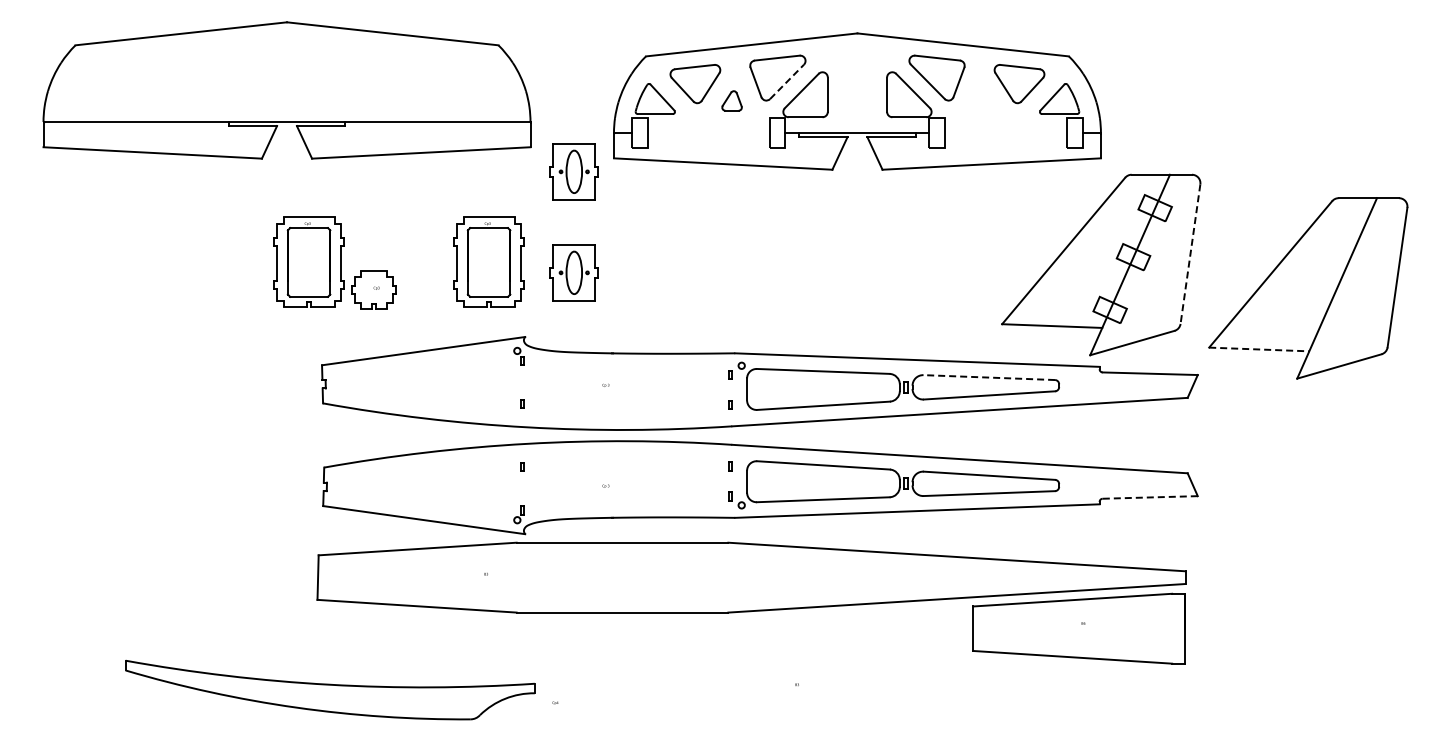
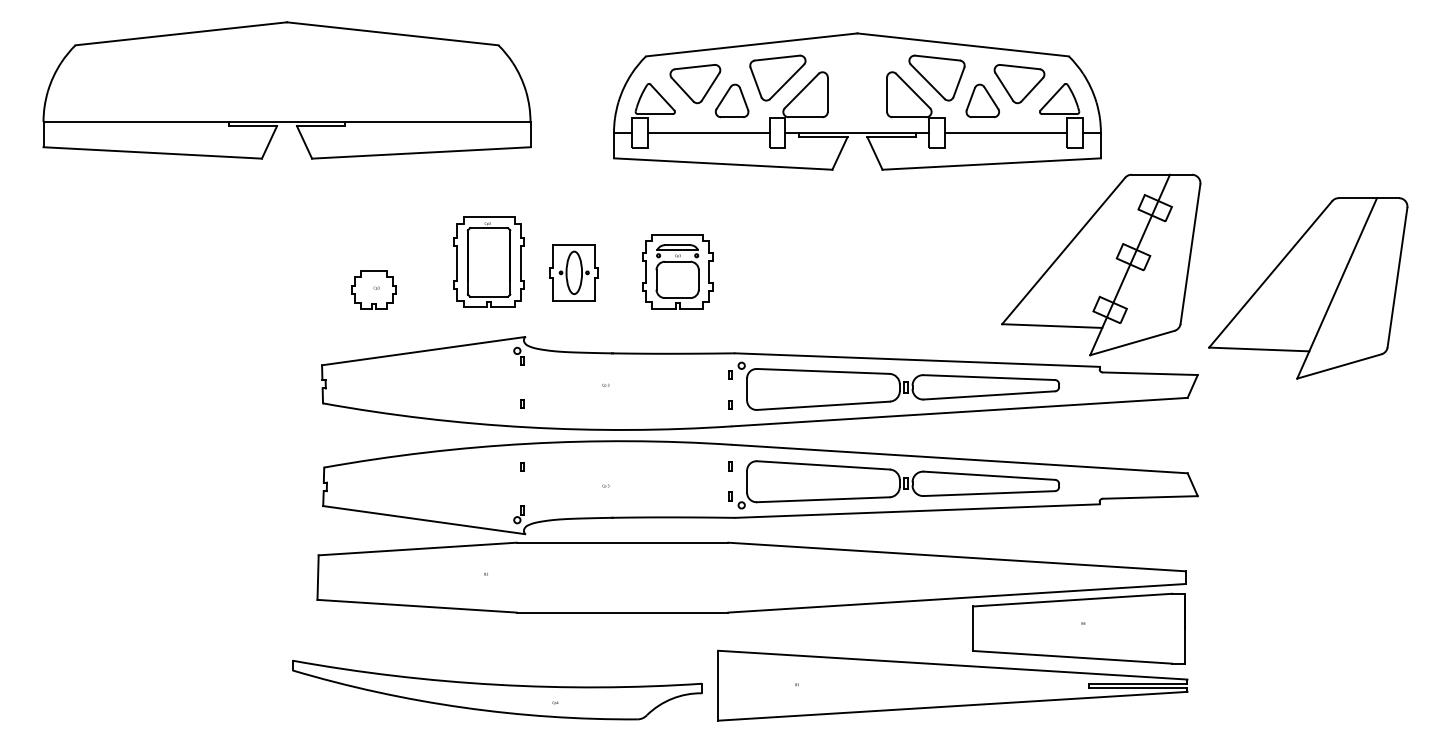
line: dashed -> solid (787, 81)
part size: 22x22 px -> 36x36 px (731, 100)
part: none -> present (982, 100)
line: none -> present (708, 133)
line: none -> present (1006, 133)
part: present -> none (573, 171)
line: dashed -> solid (1190, 254)
part: present -> none (308, 261)
part: none -> present (677, 271)
line: dashed -> solid (1259, 349)
line: dashed -> solid (989, 377)
line: dashed -> solid (1150, 497)
part: none -> present (952, 685)
part position: (330, 689) -> (497, 689) (497, 689)
